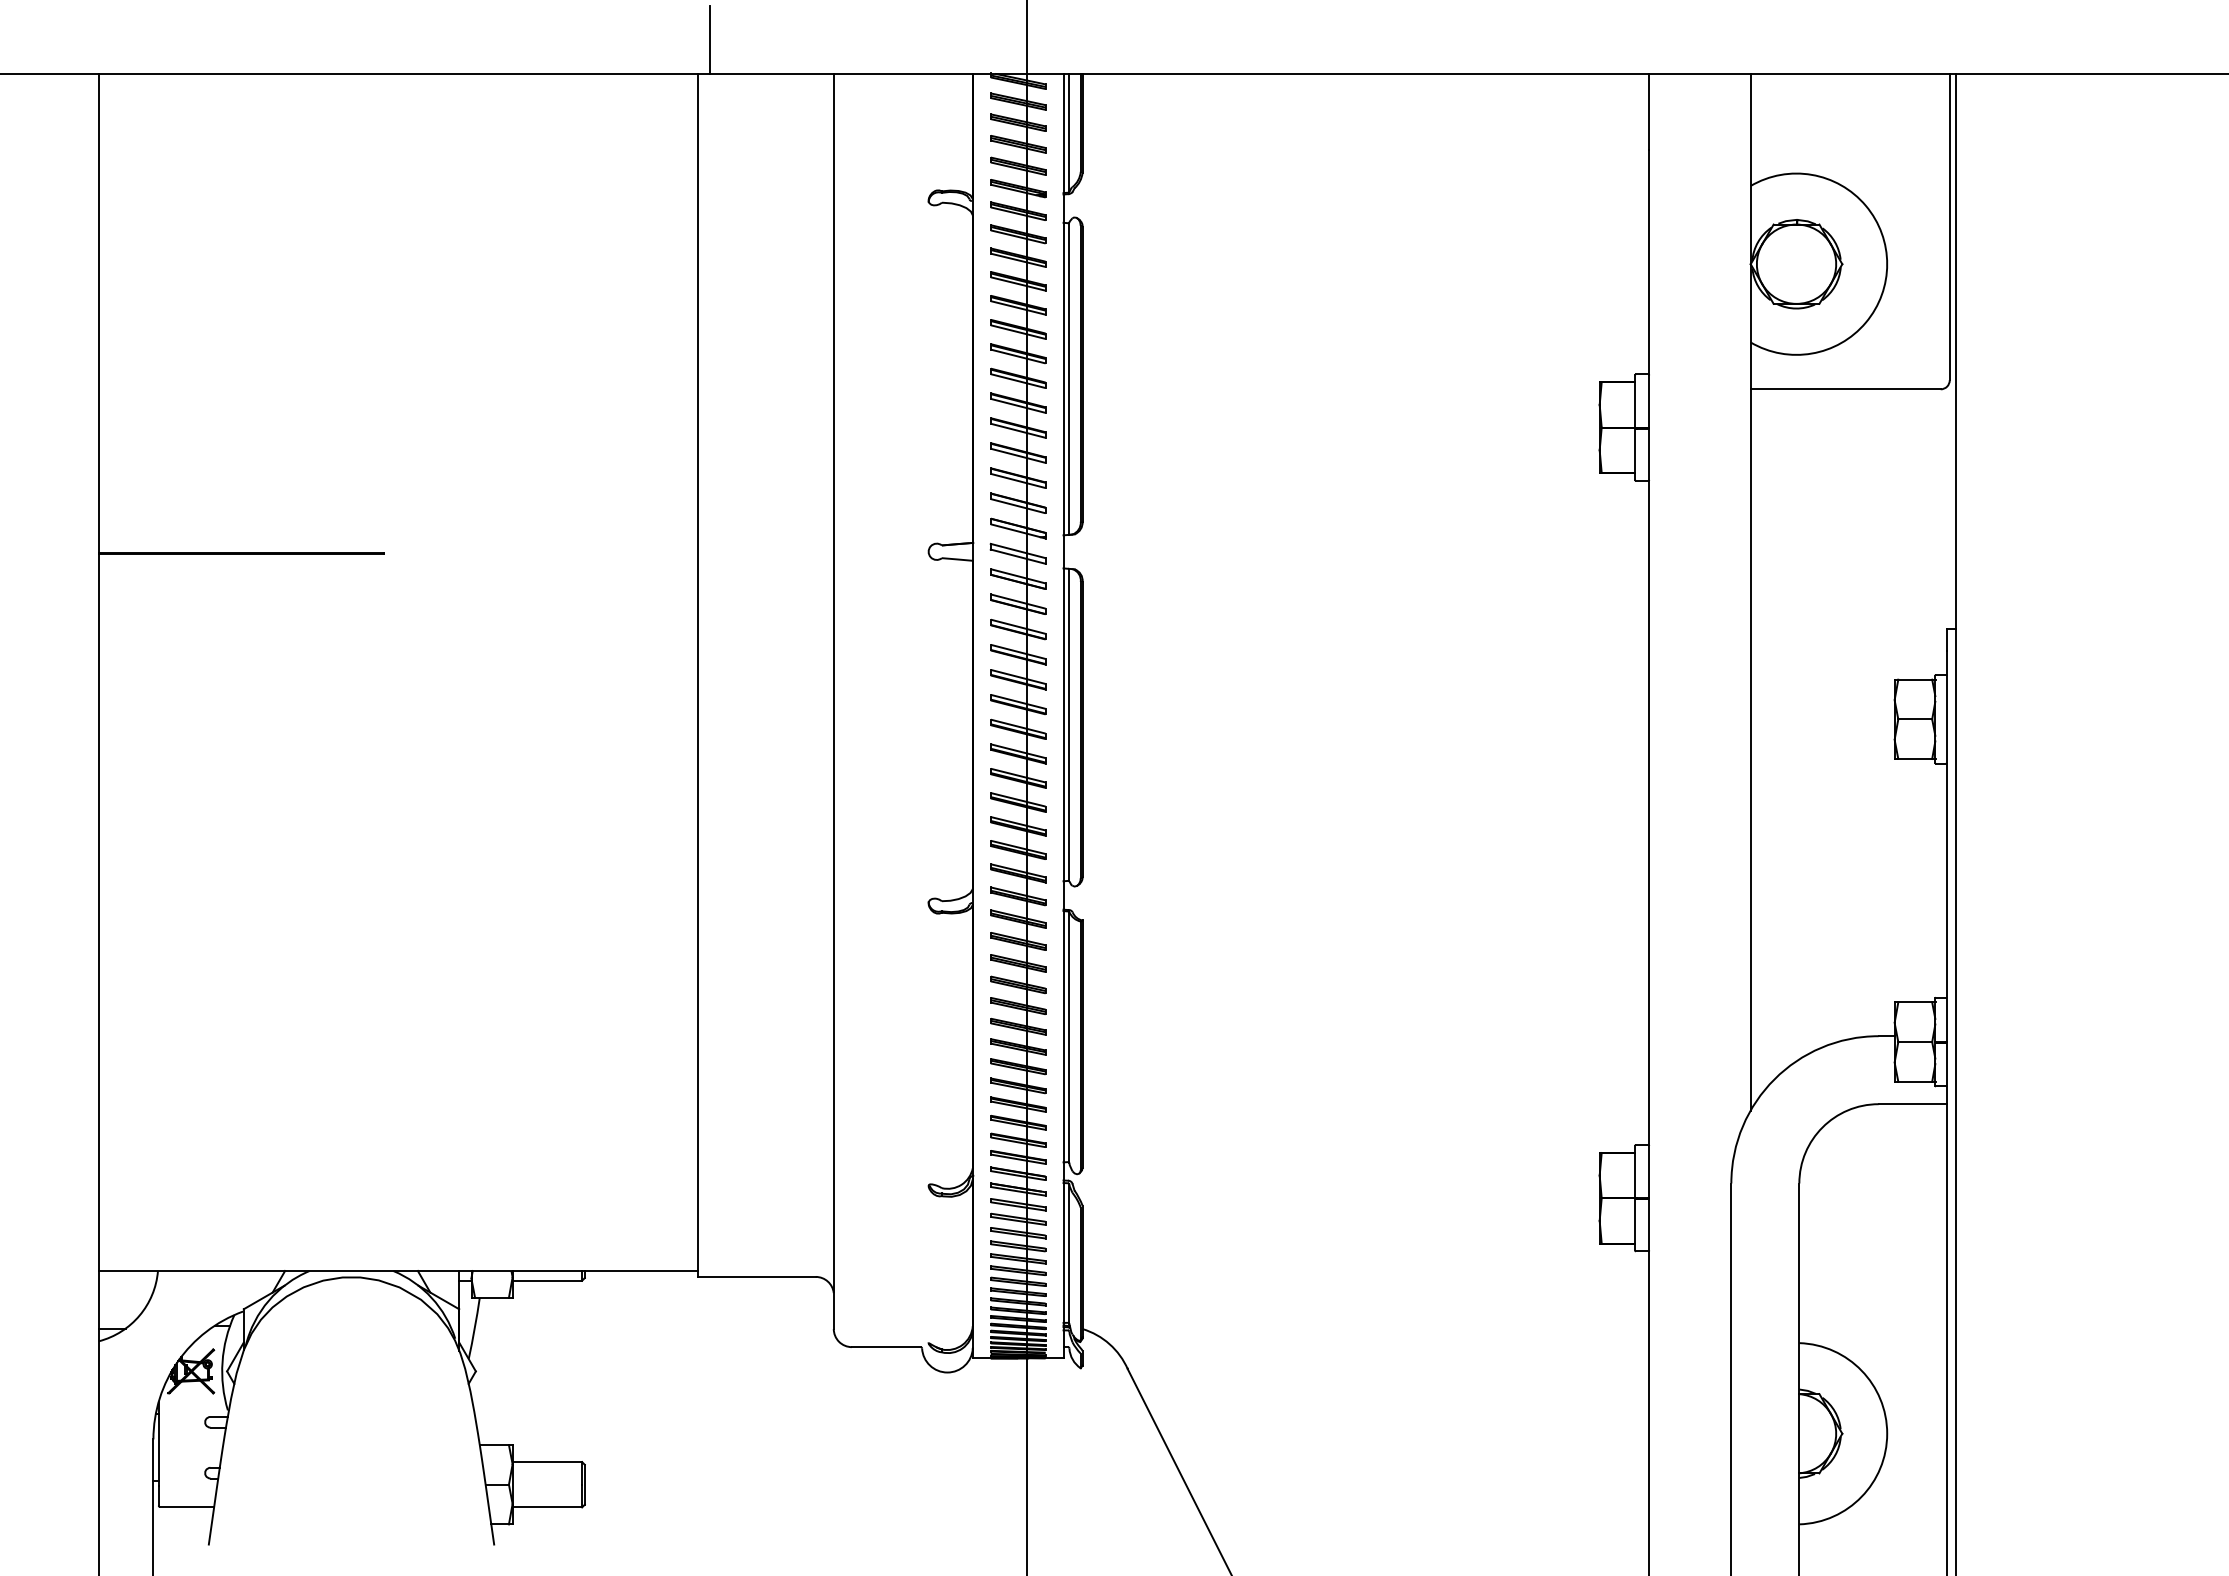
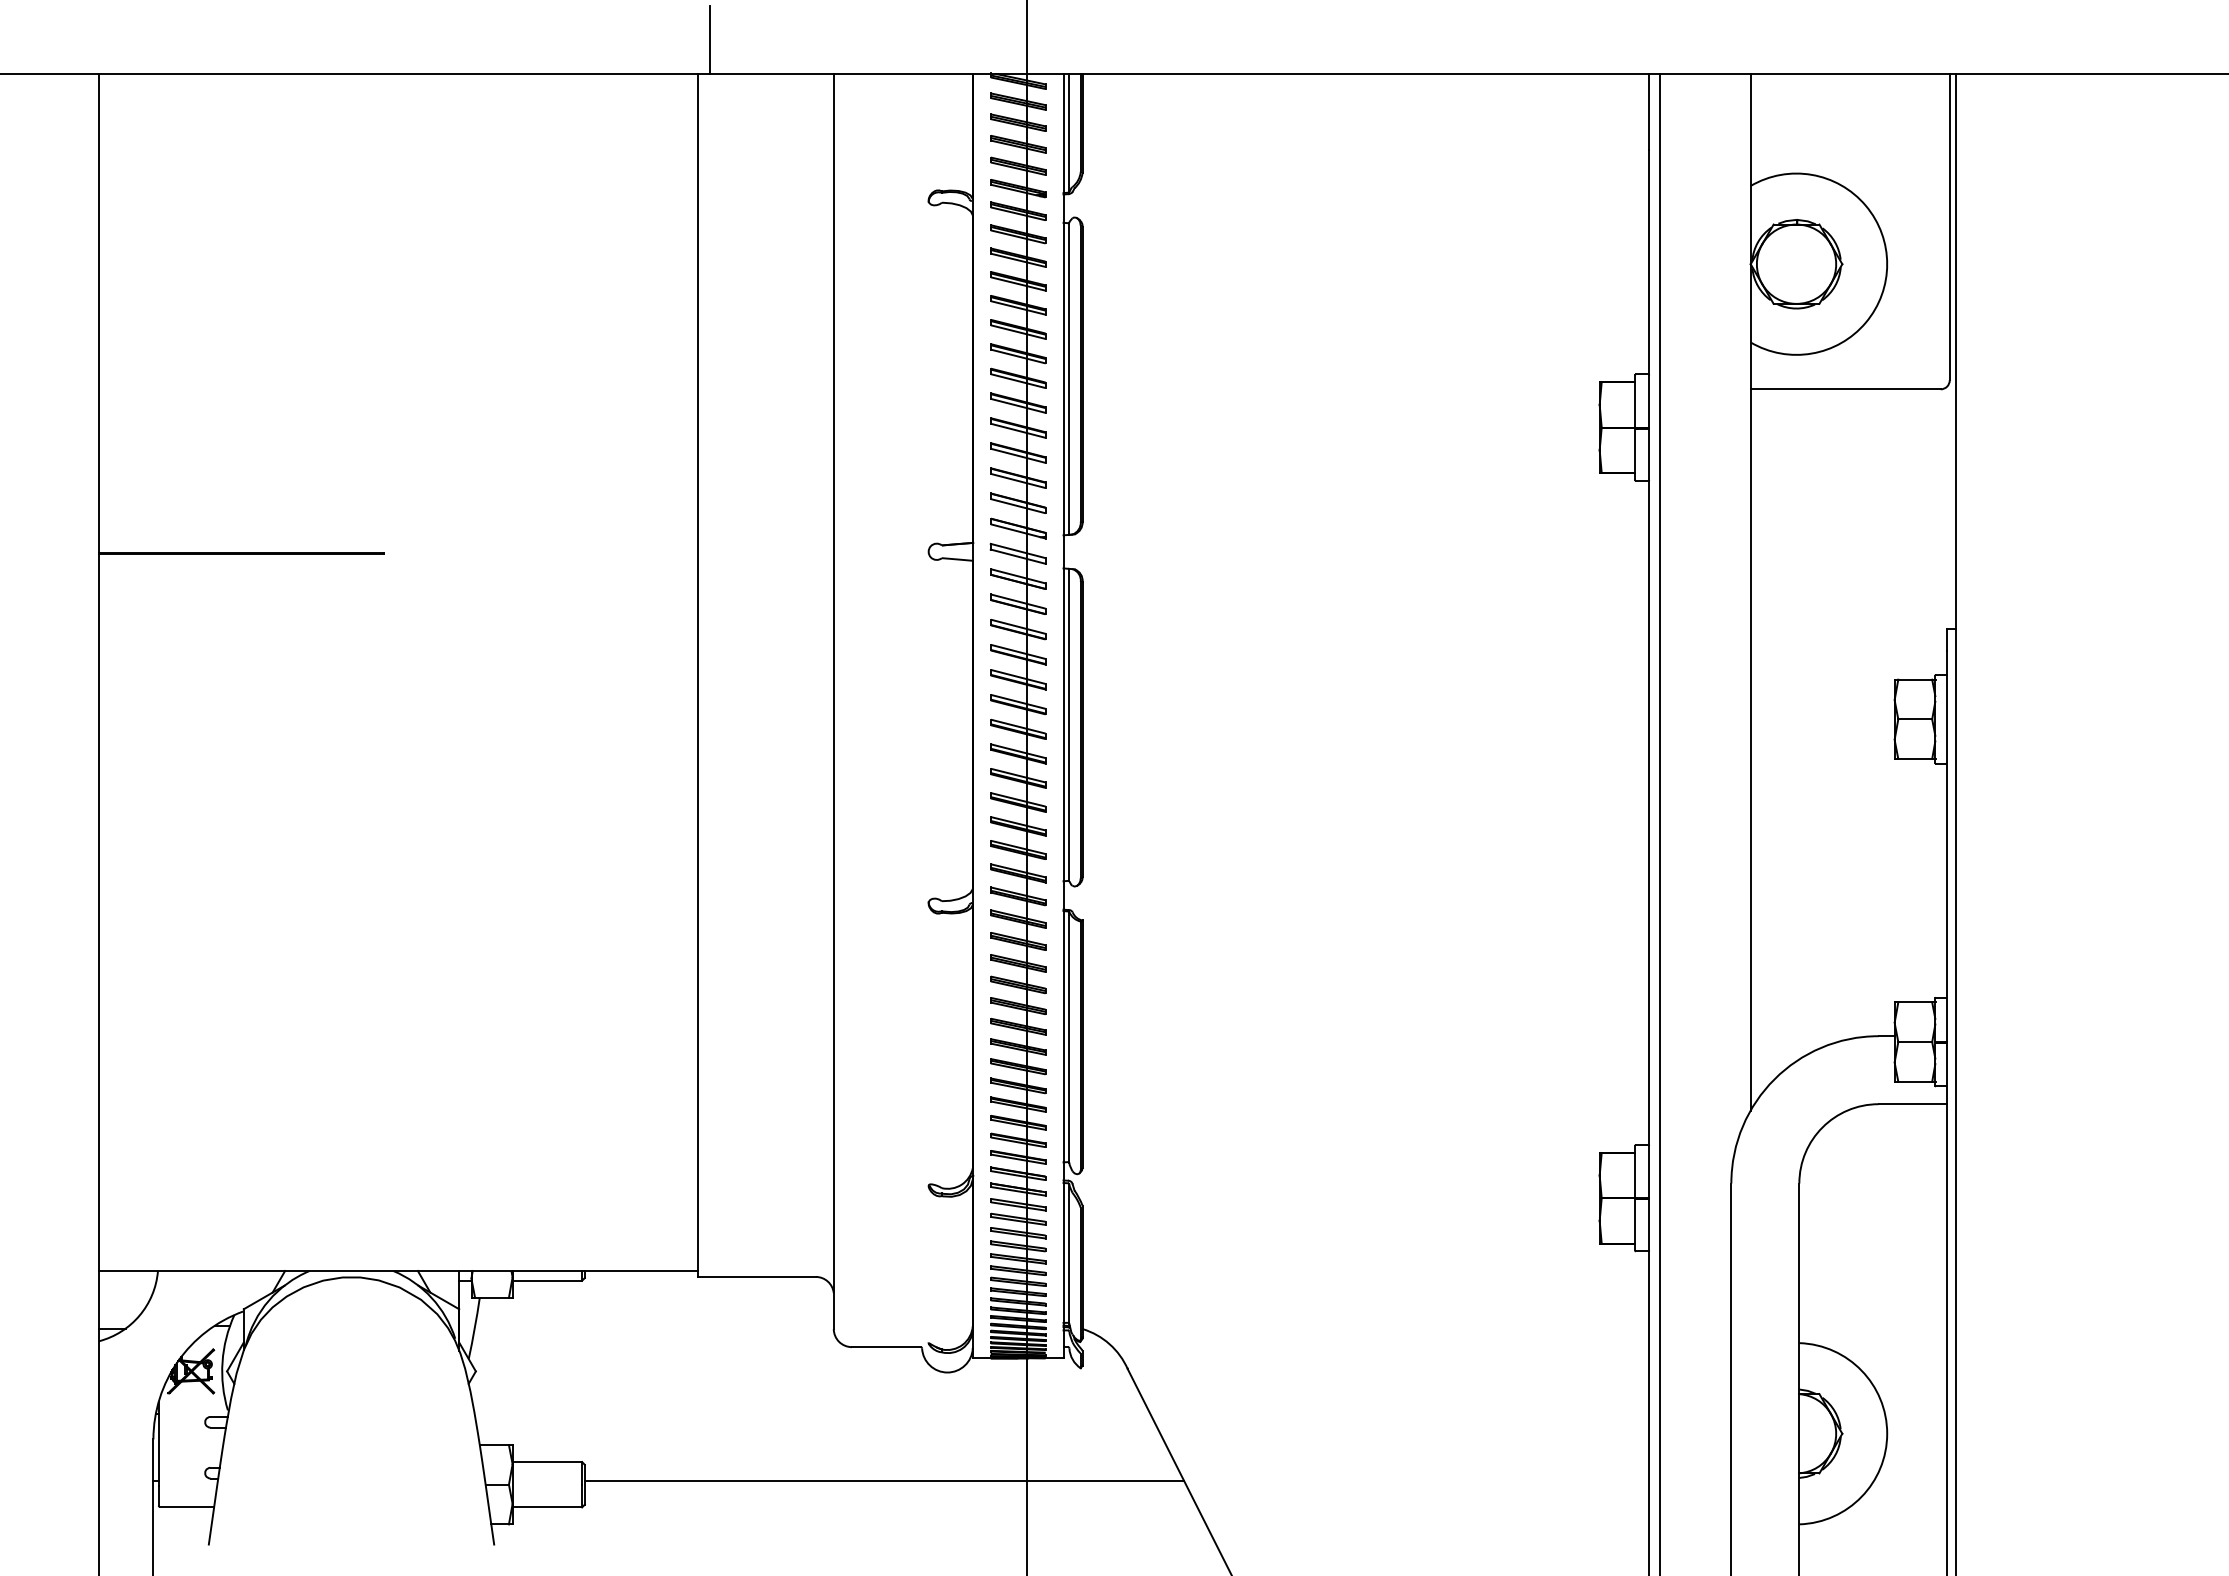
line: none -> present (1659, 822)
line: none -> present (884, 1480)
